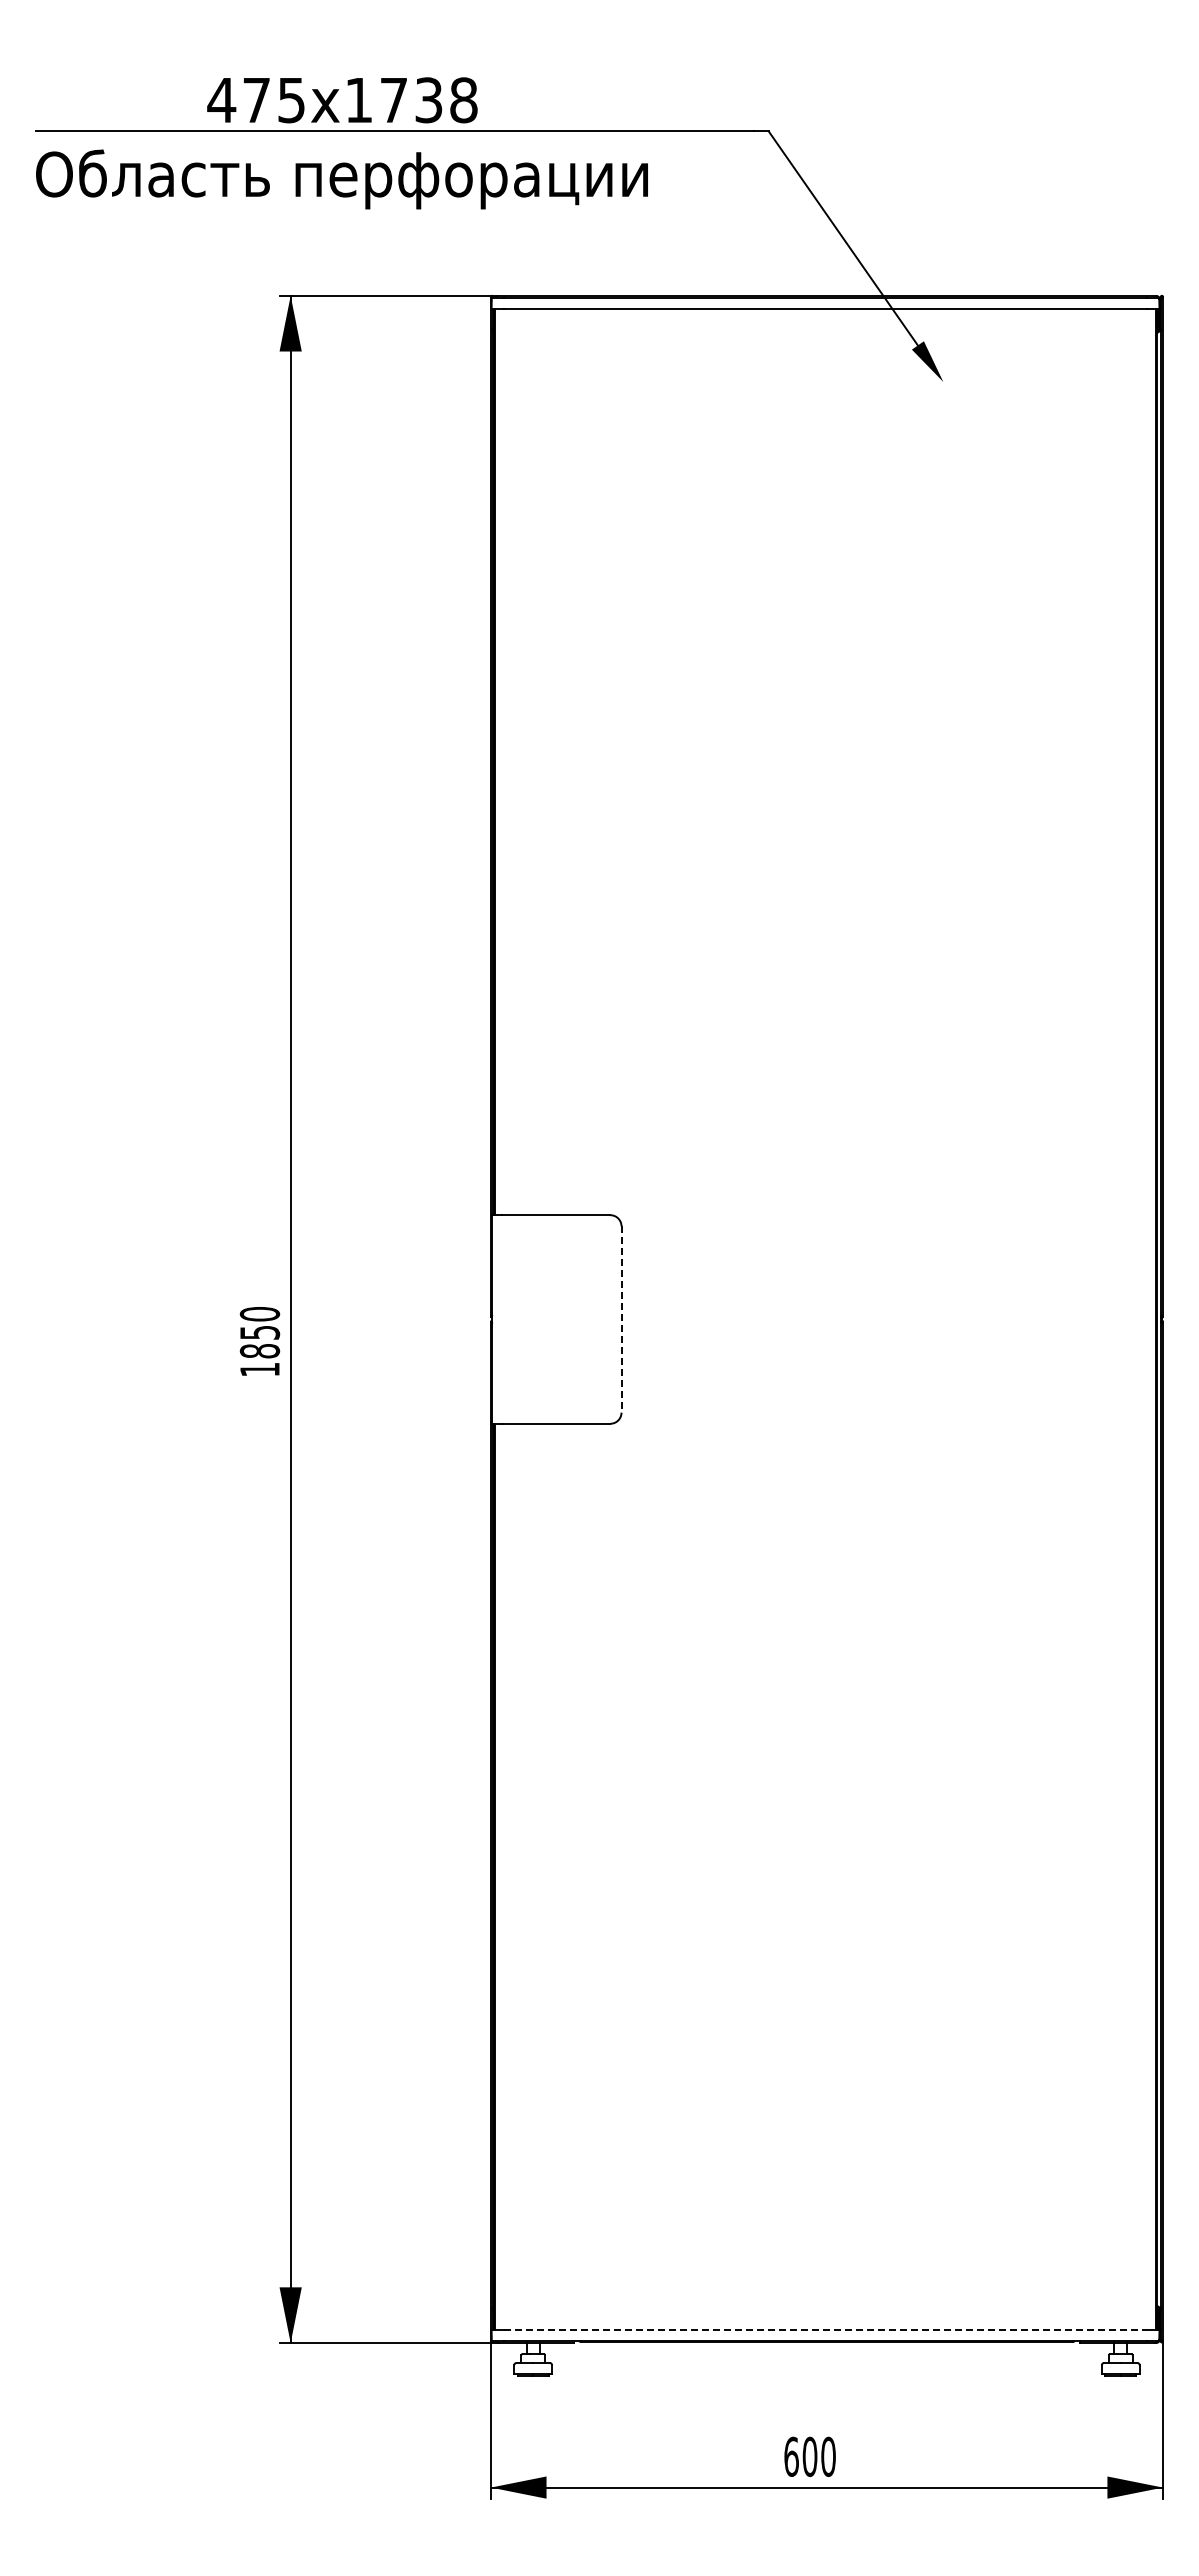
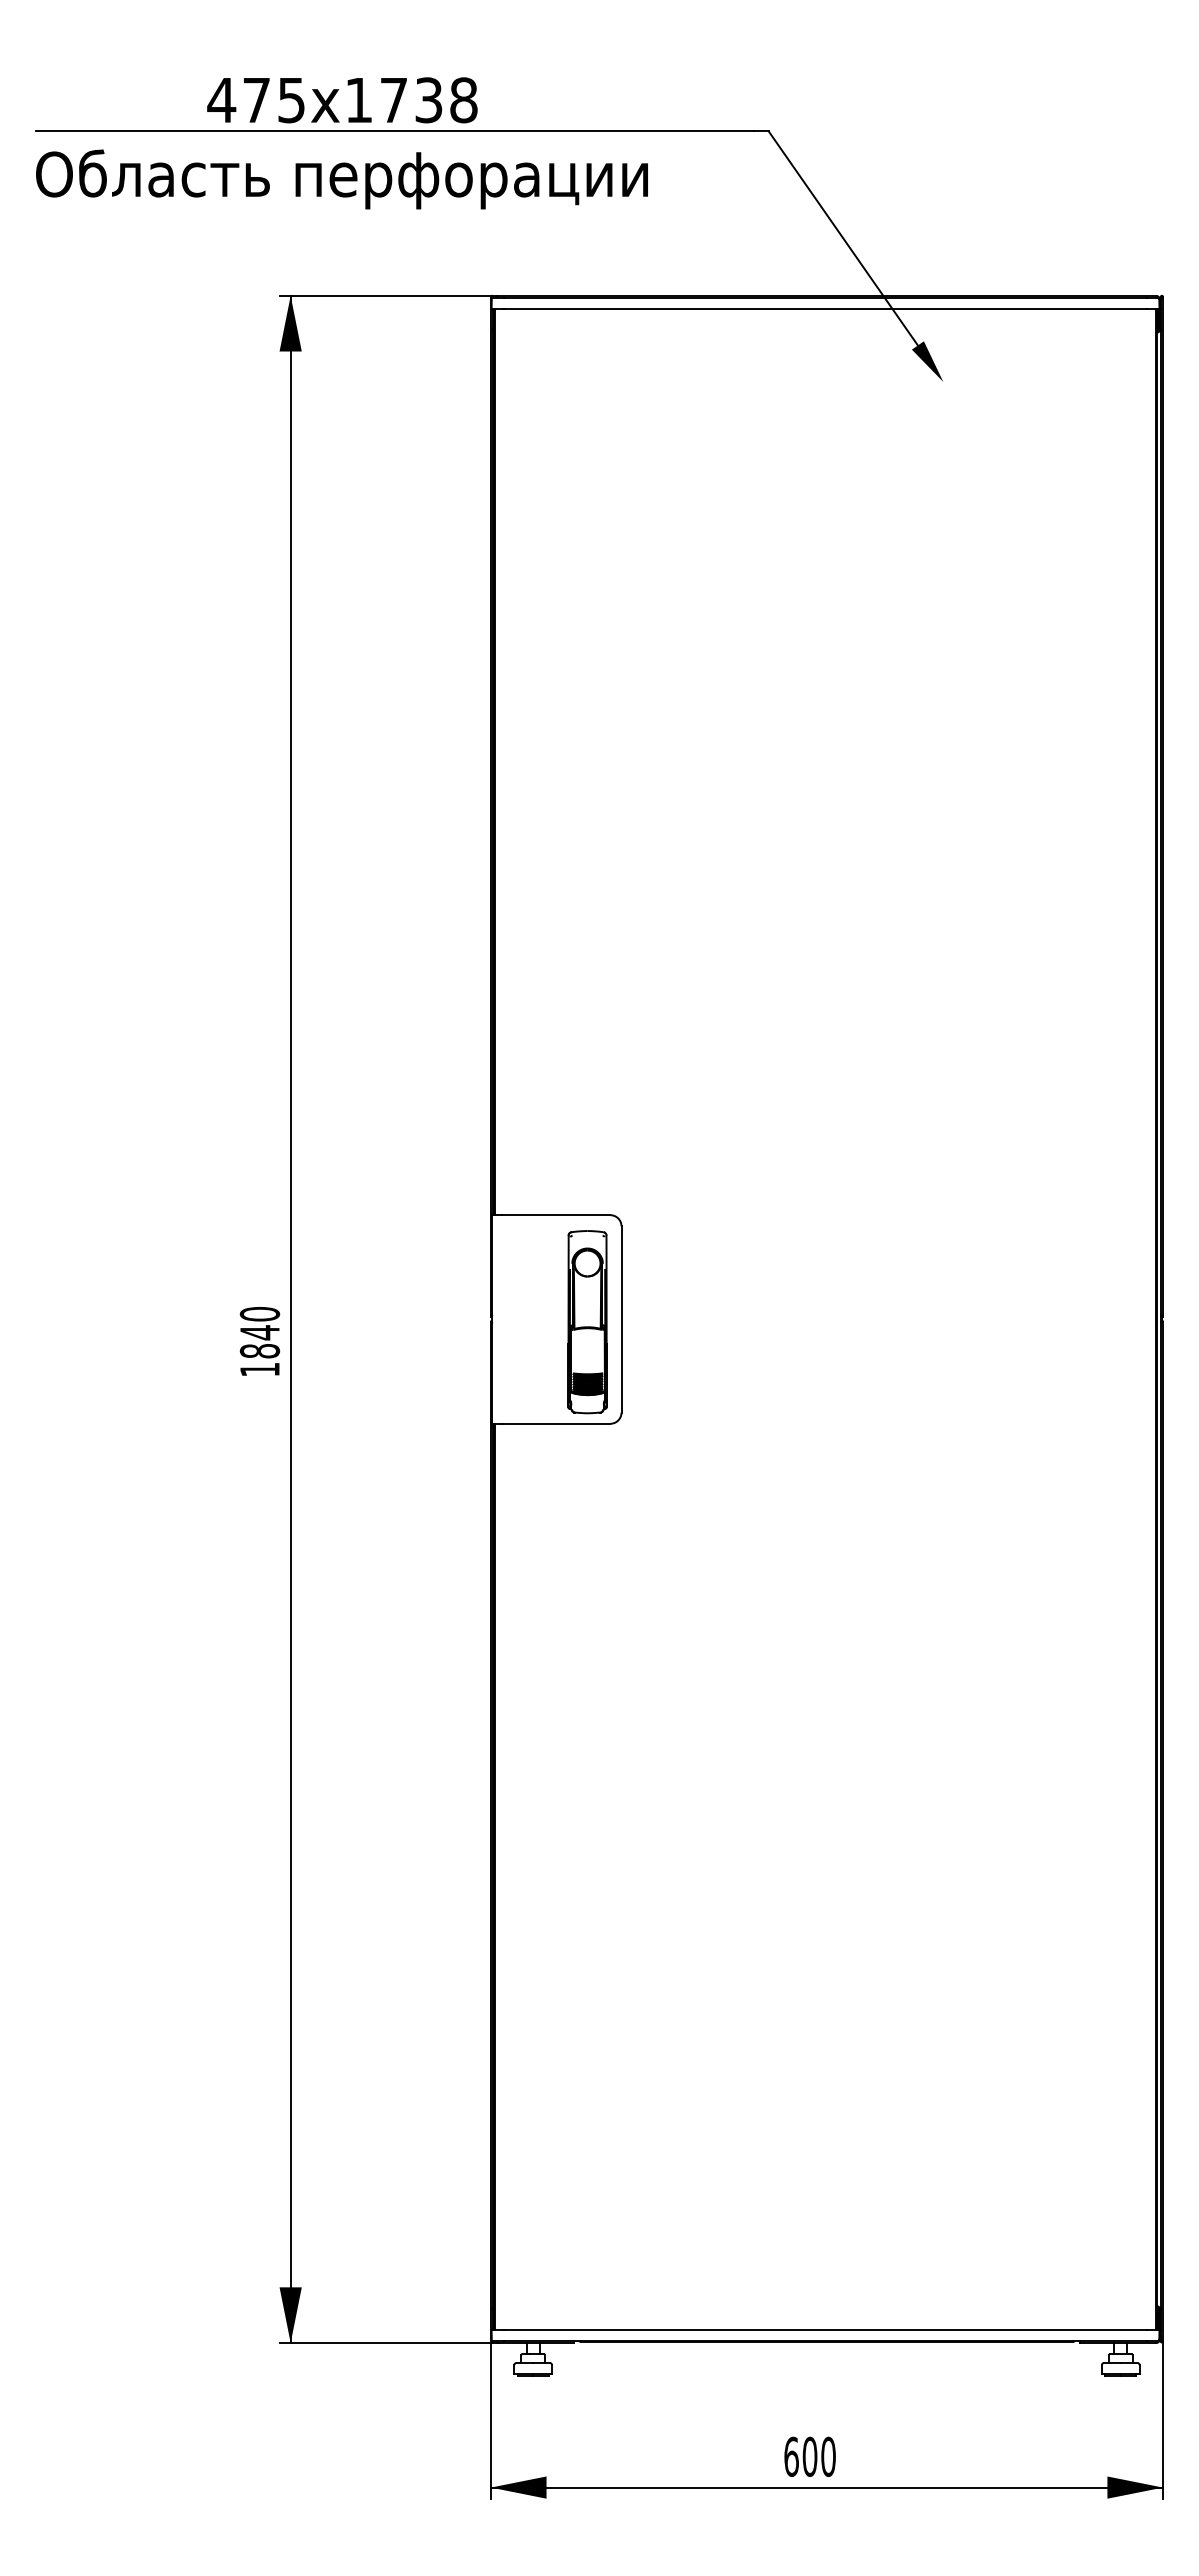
line: dashed -> solid (621, 1319)
part: none -> present (587, 1322)
text: 1850 -> 1840 (260, 1332)
line: dashed -> solid (826, 2330)
